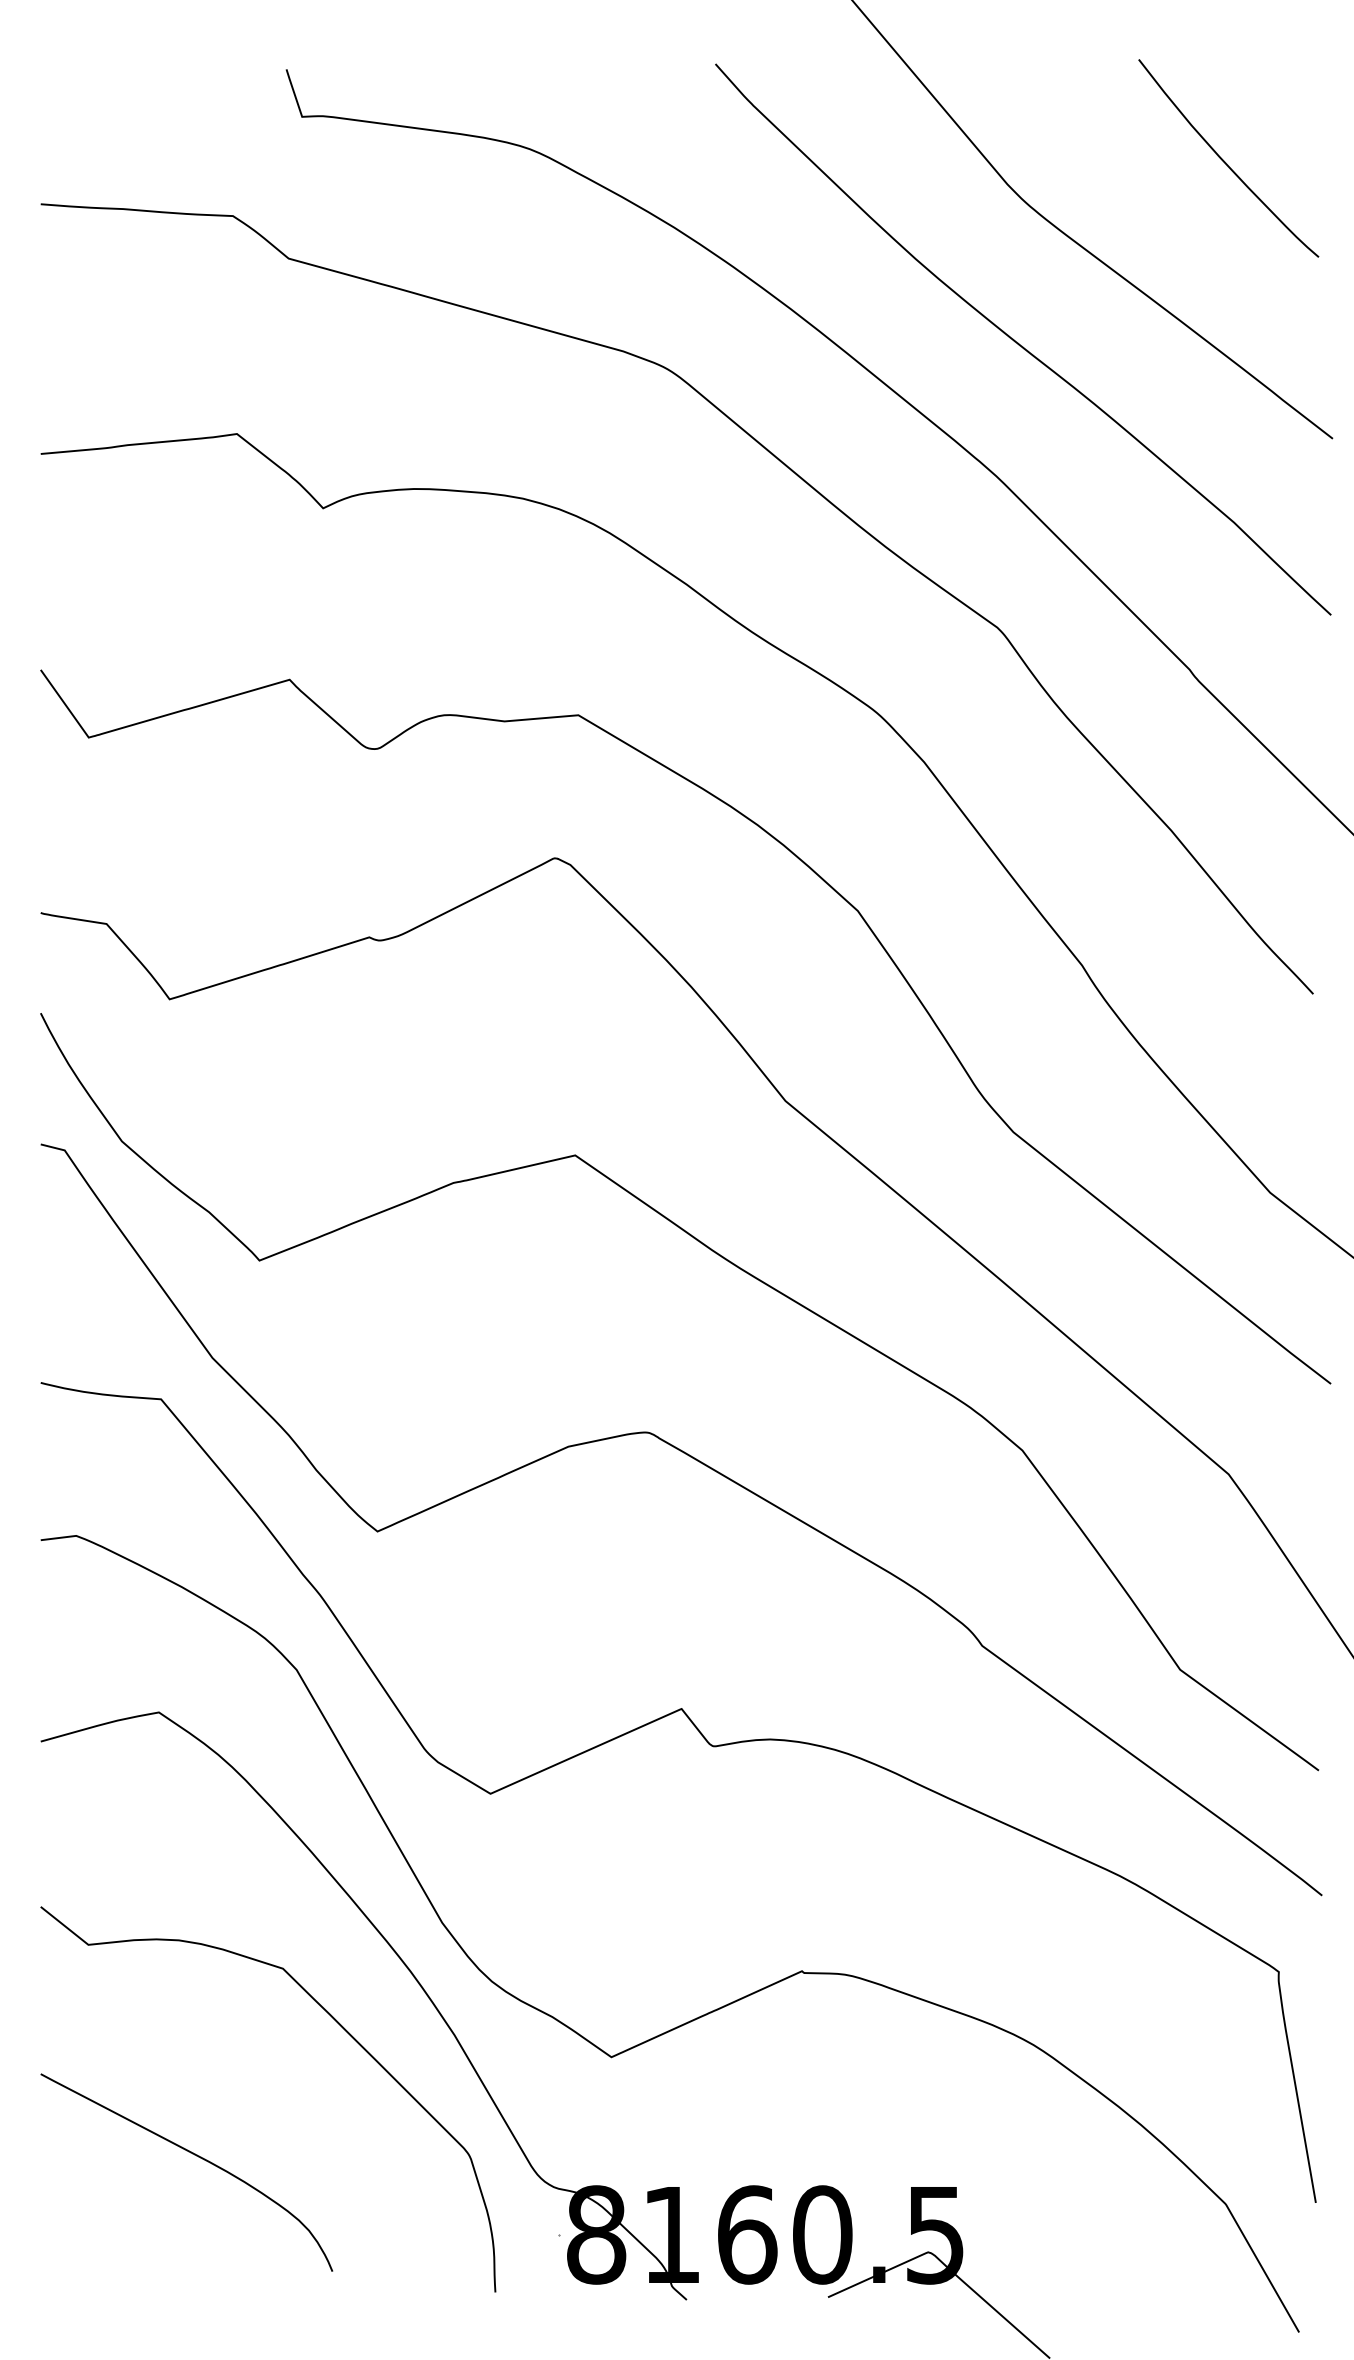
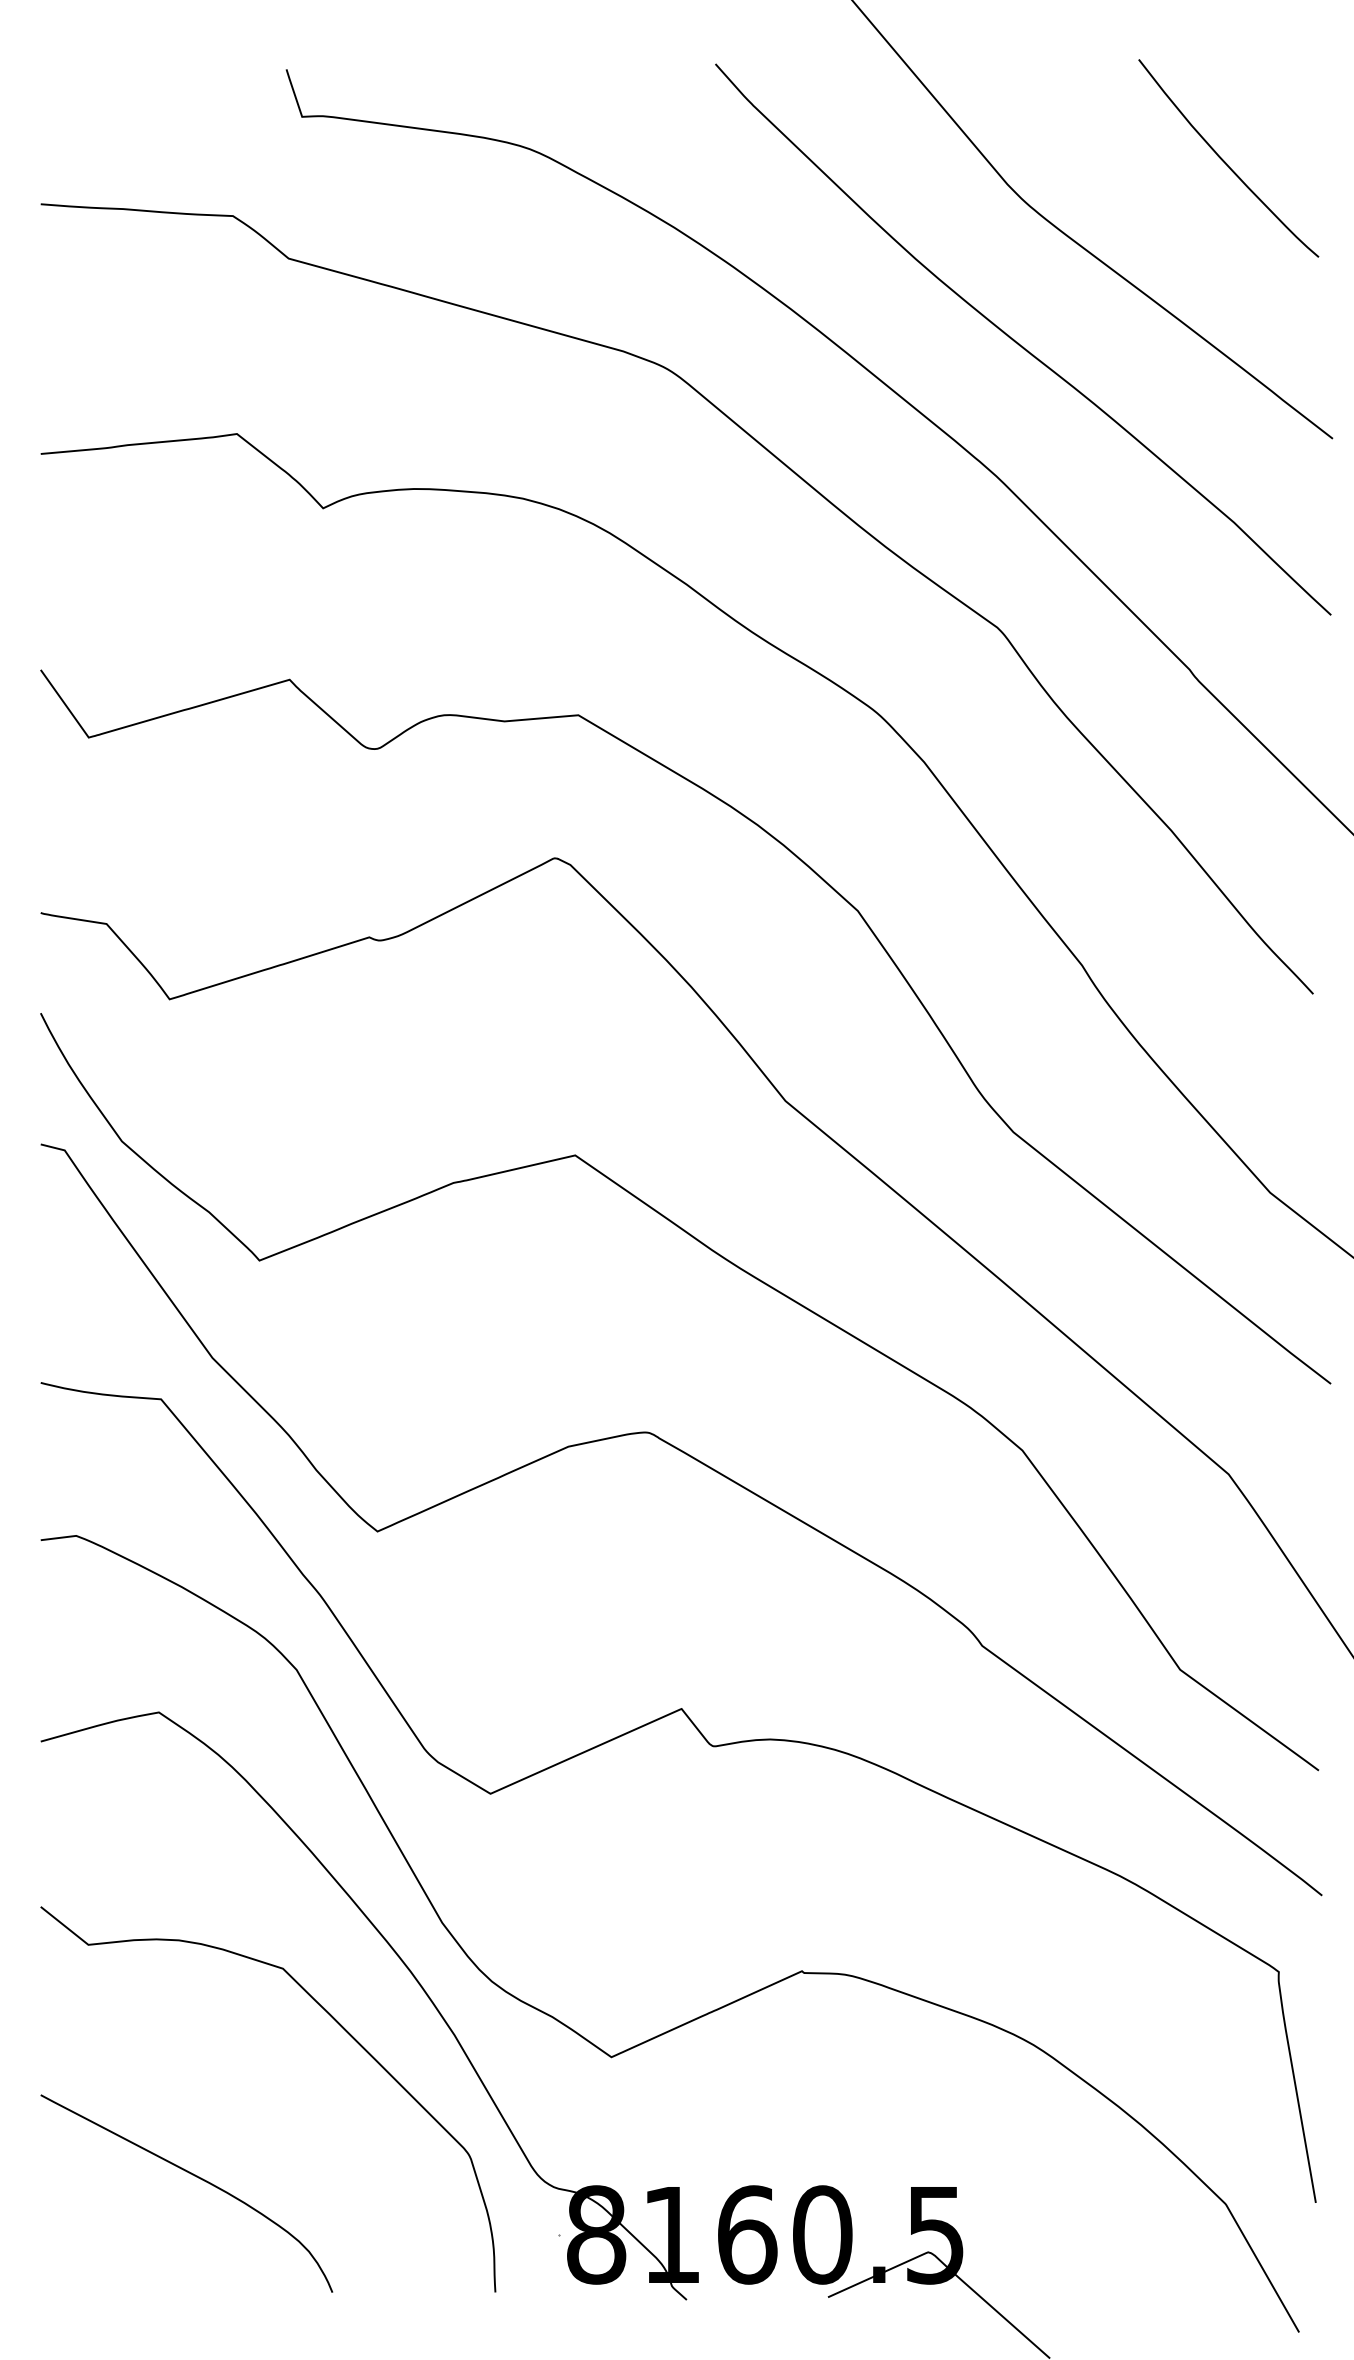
curve position: (194, 2155) -> (194, 2176) (194, 2176)
